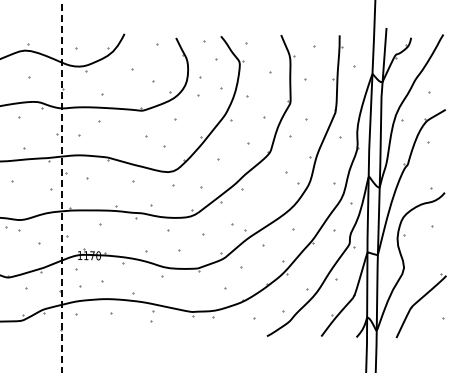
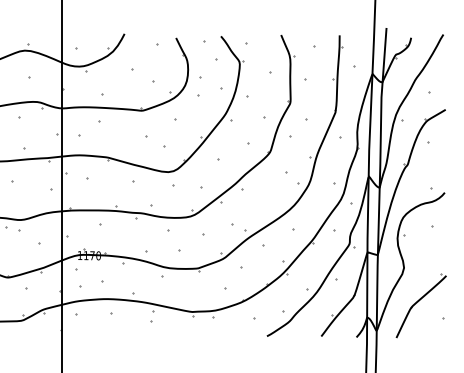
line: dashed -> solid (62, 186)
